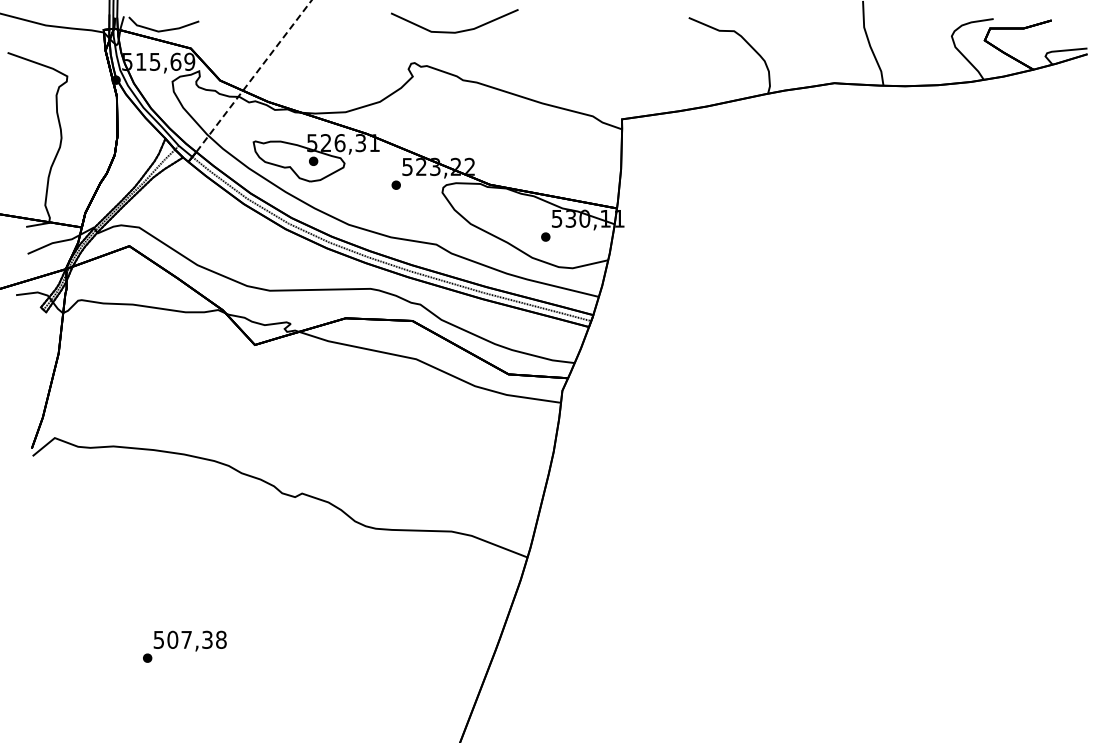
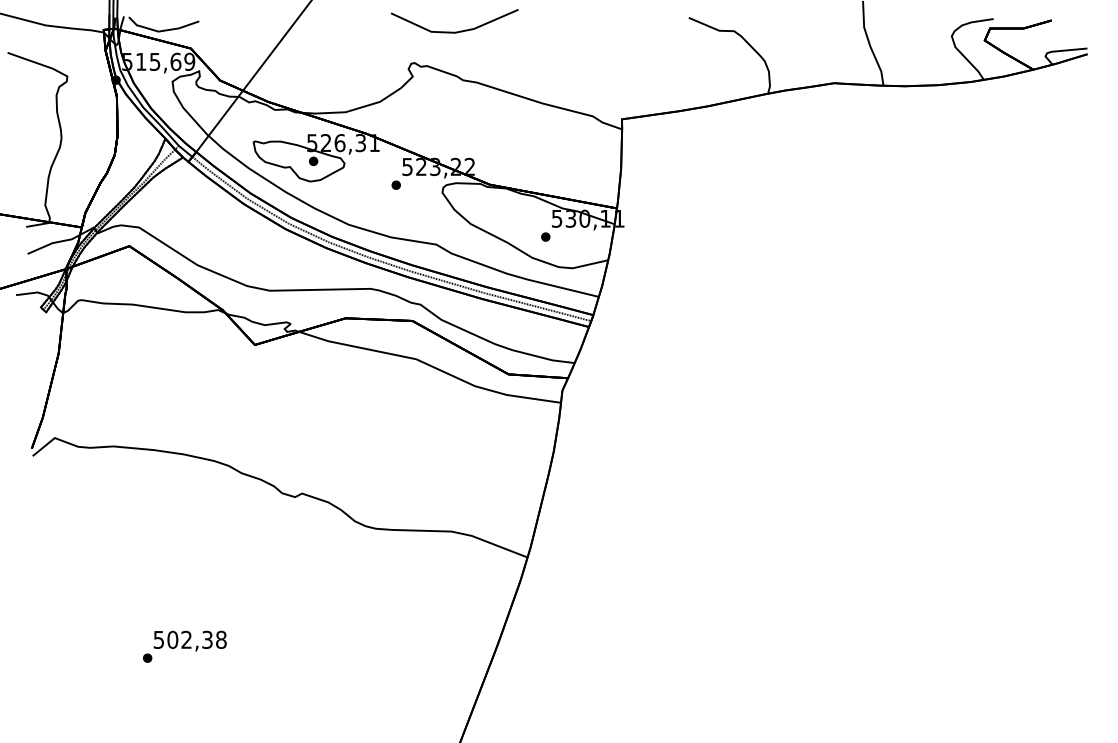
line: dashed -> solid (253, 76)
text: 507,38 -> 502,38 (186, 639)
